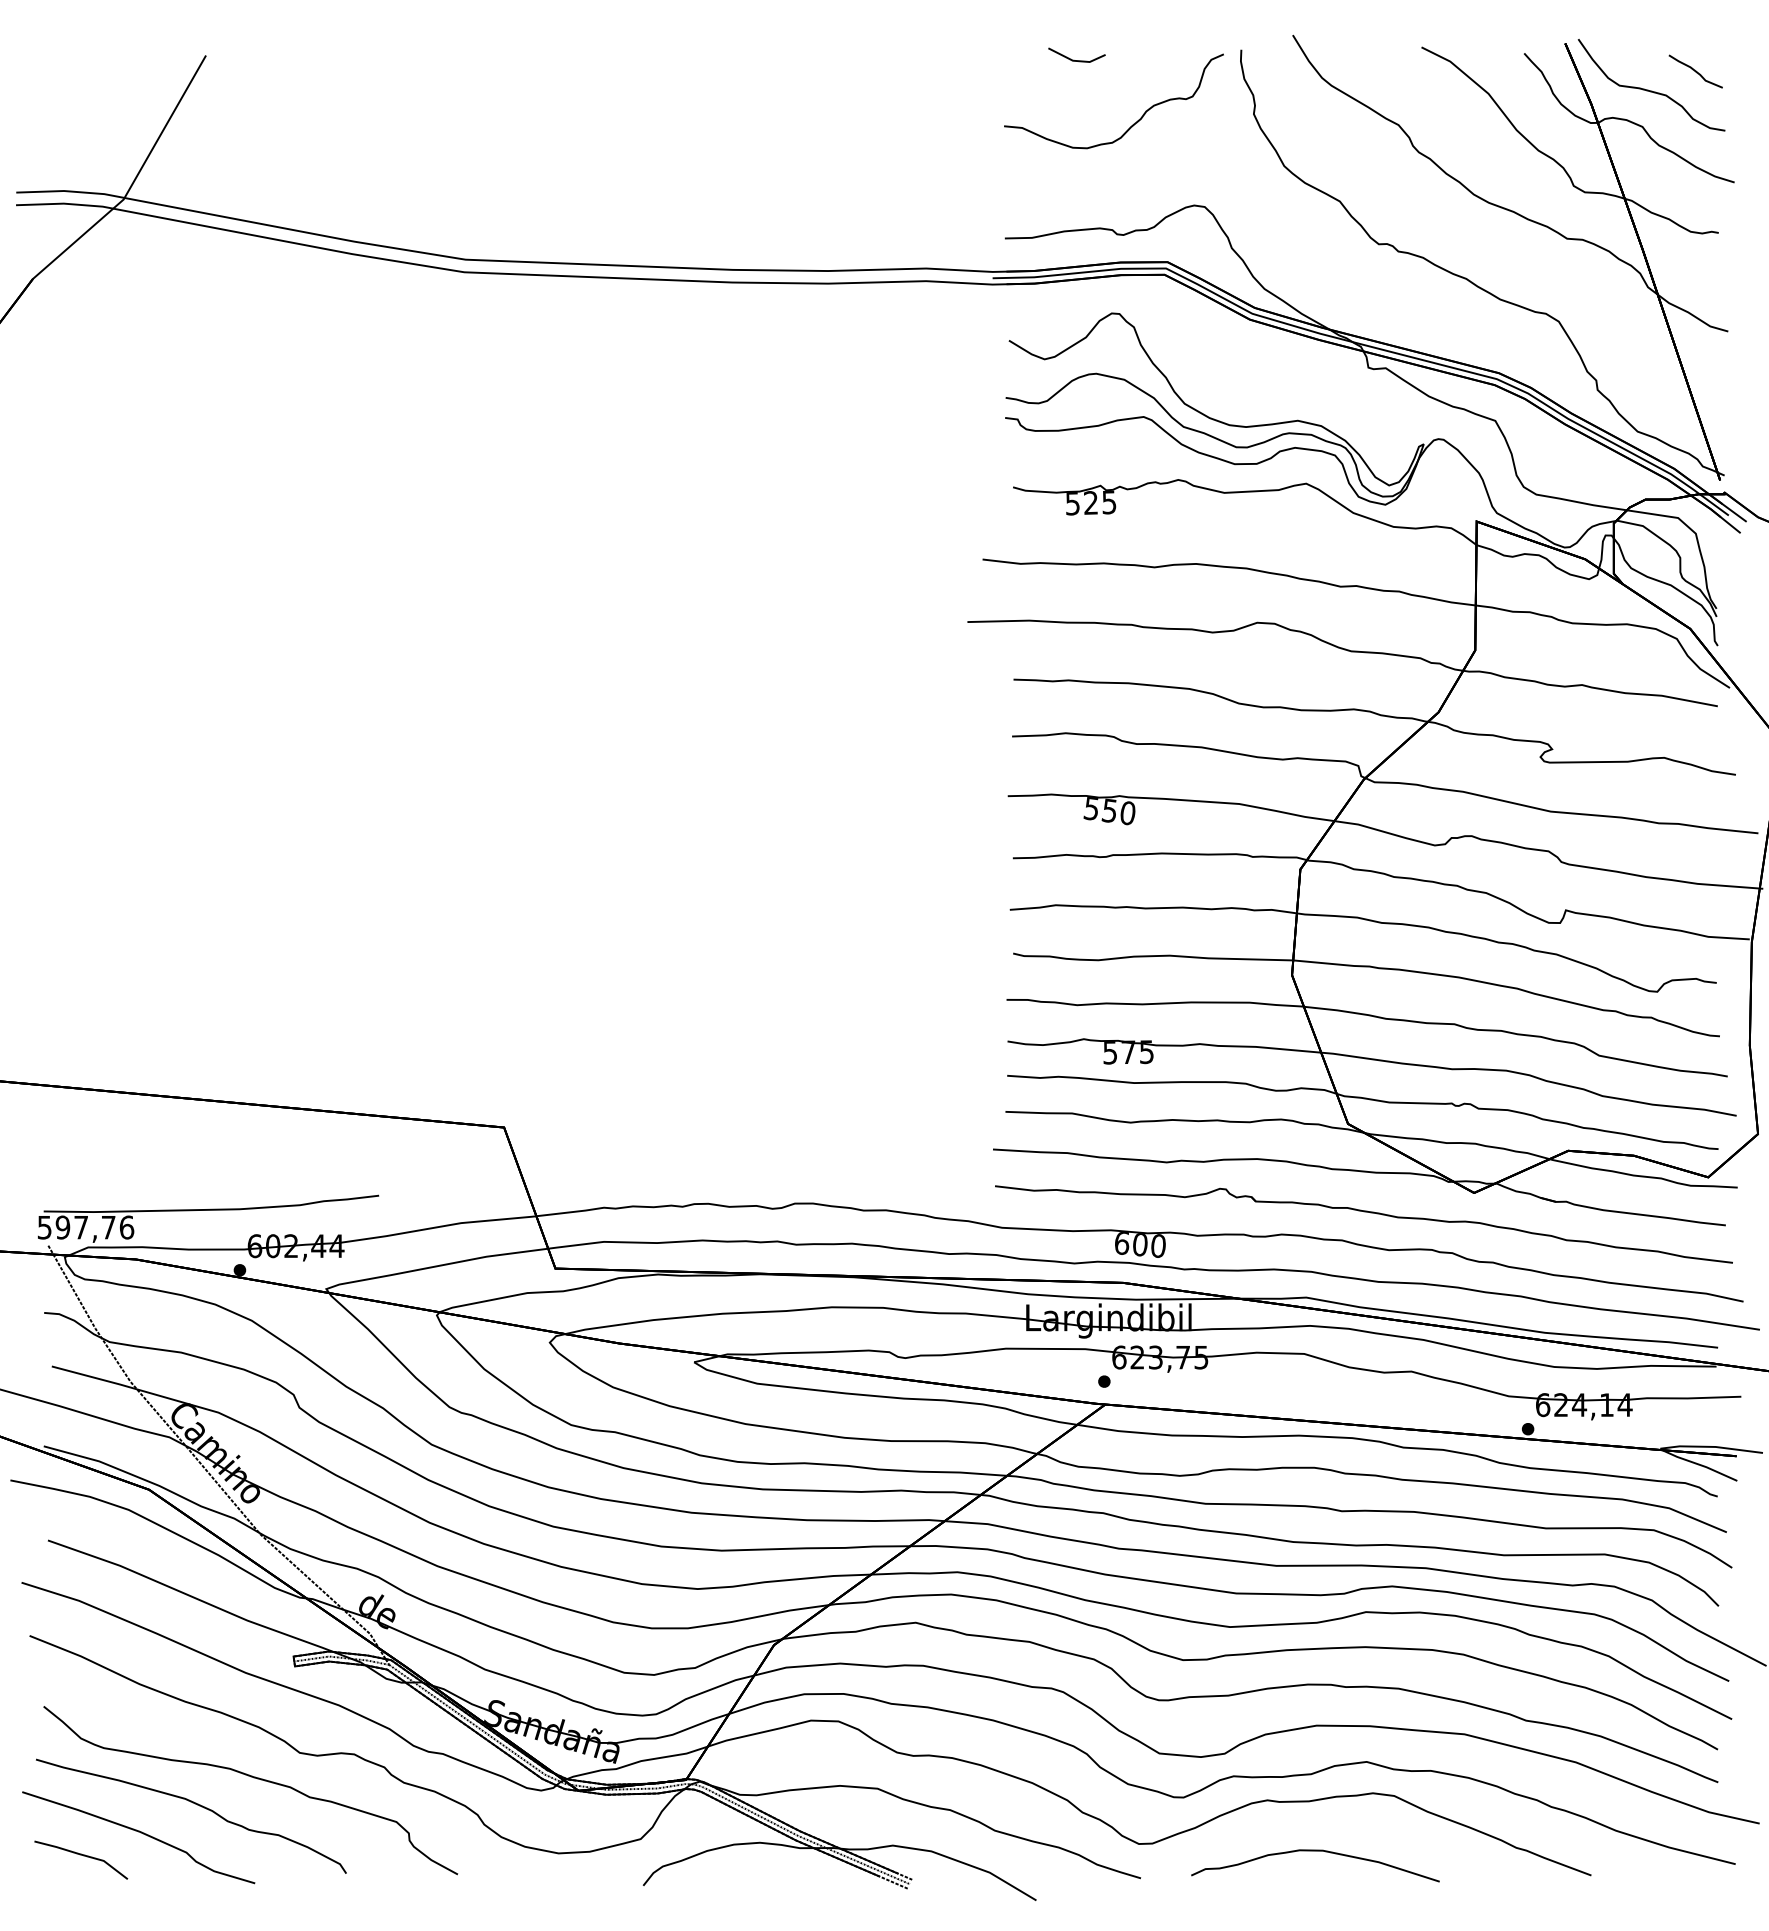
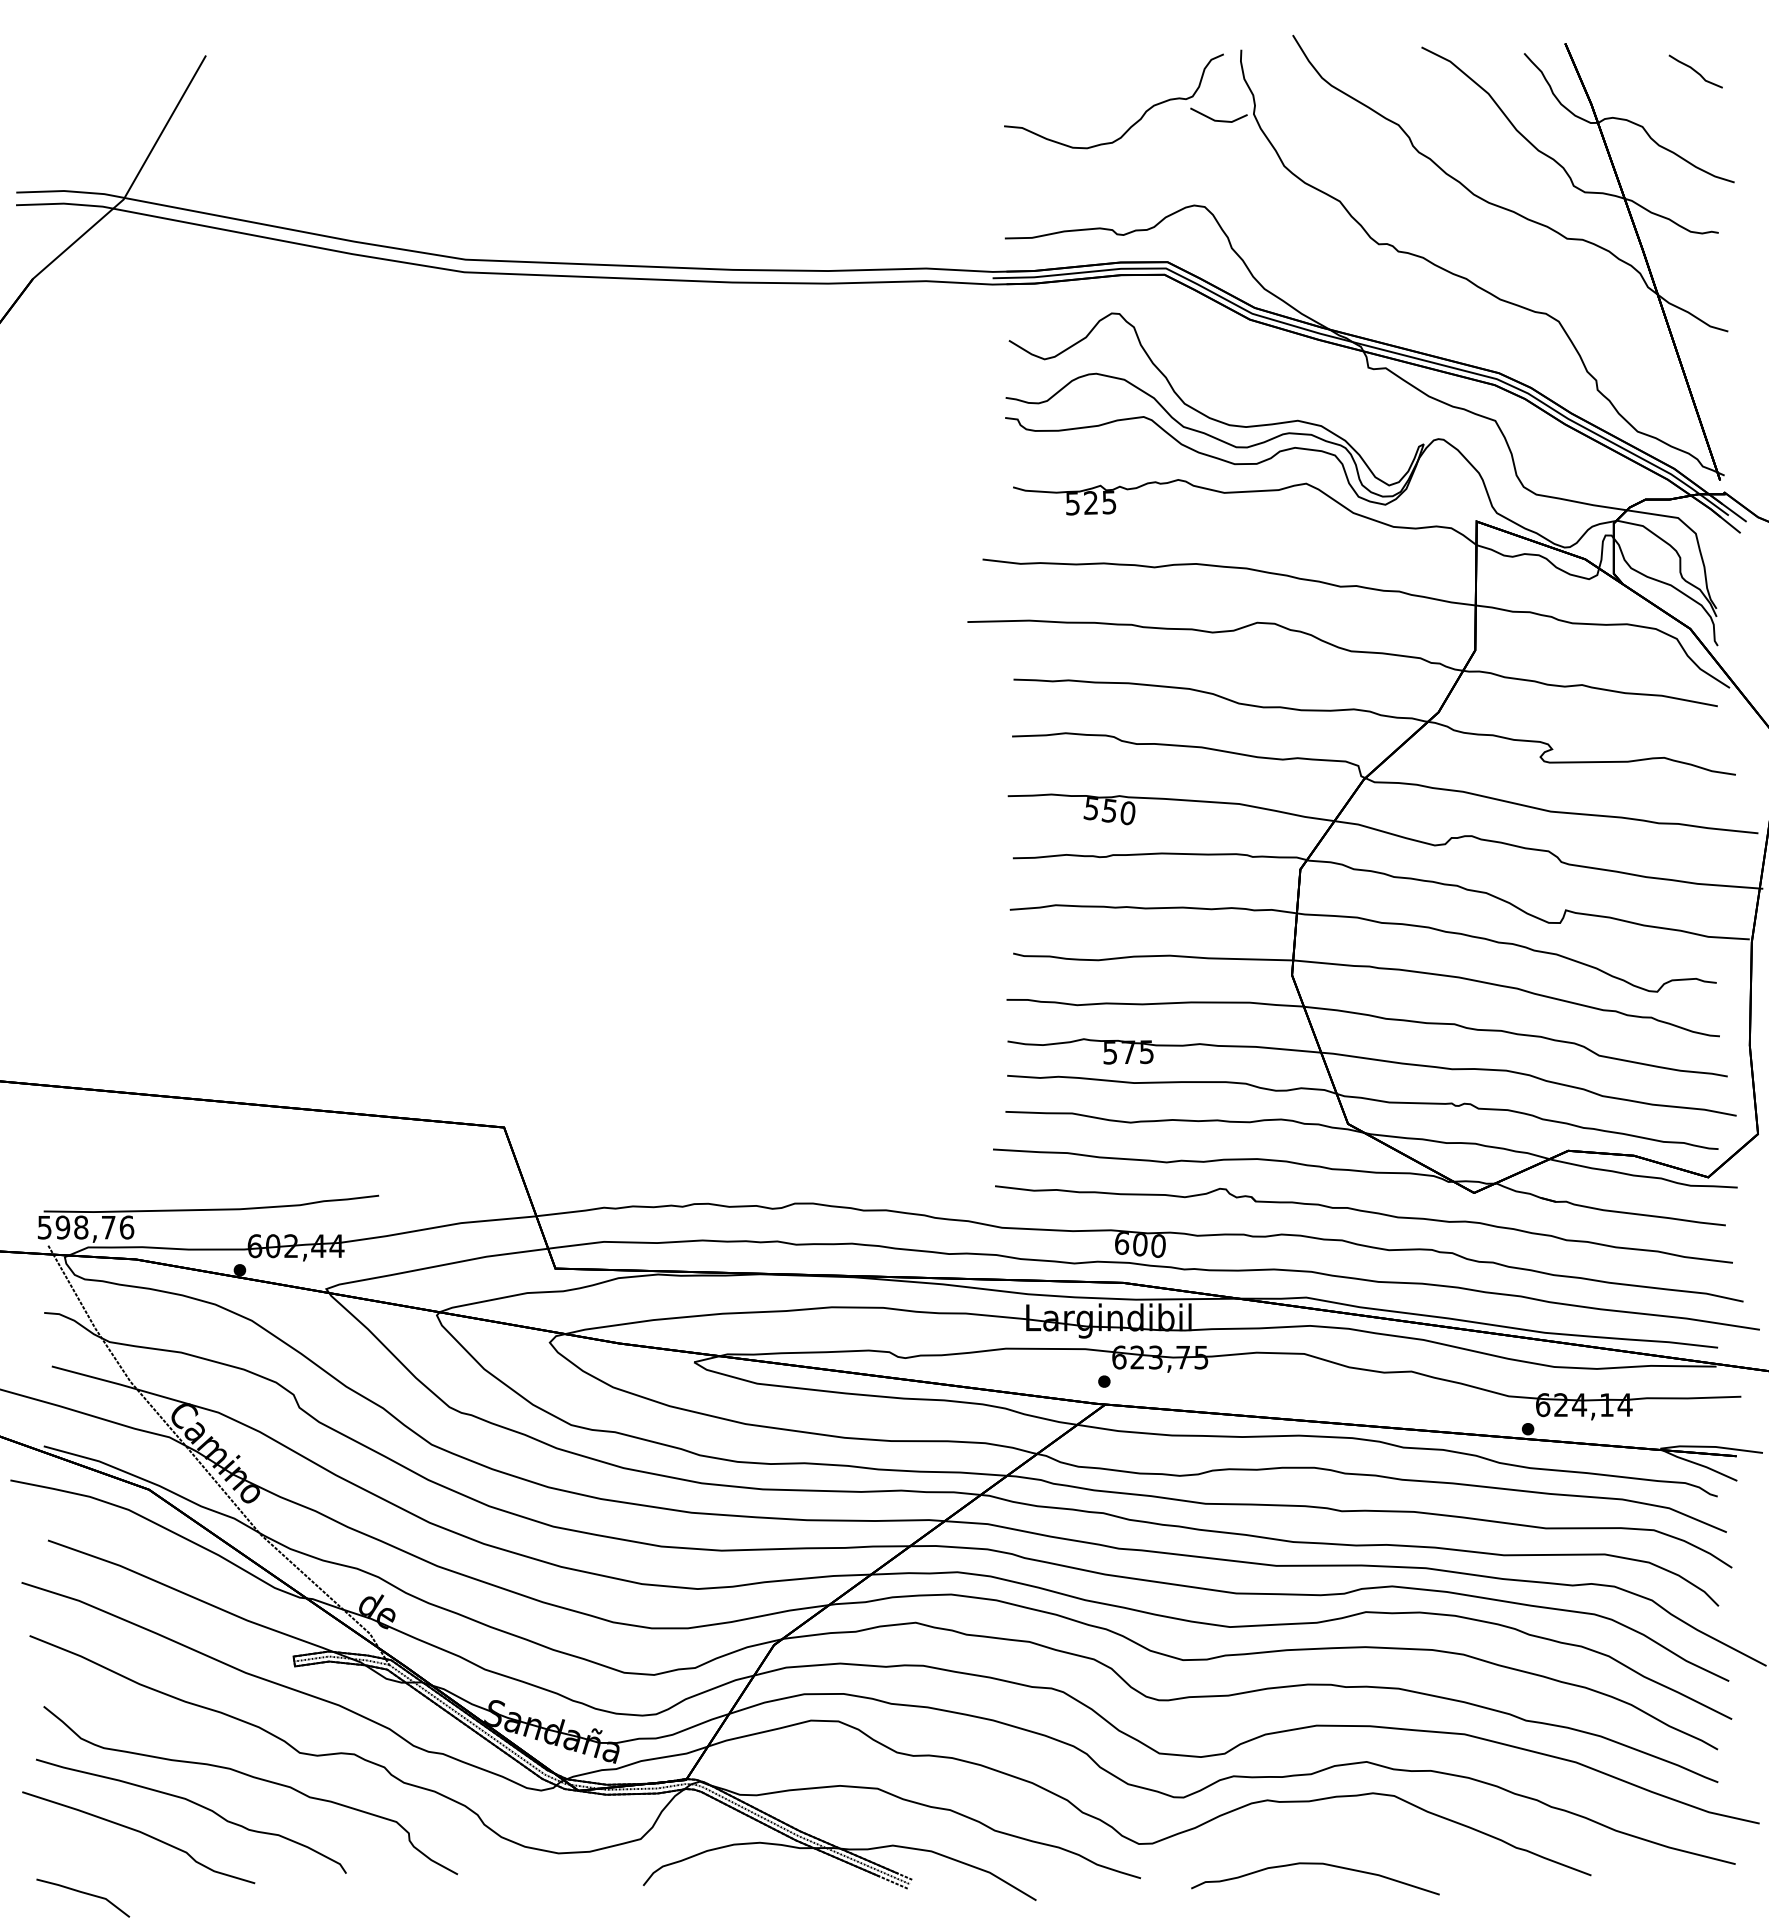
line position: (1073, 59) -> (1215, 119) (1215, 119)
curve: present -> none (1648, 89)
text: 597,76 -> 598,76 (81, 1227)
curve position: (1315, 1851) -> (1315, 1864) (1315, 1864)
line position: (83, 1856) -> (85, 1894) (85, 1894)
